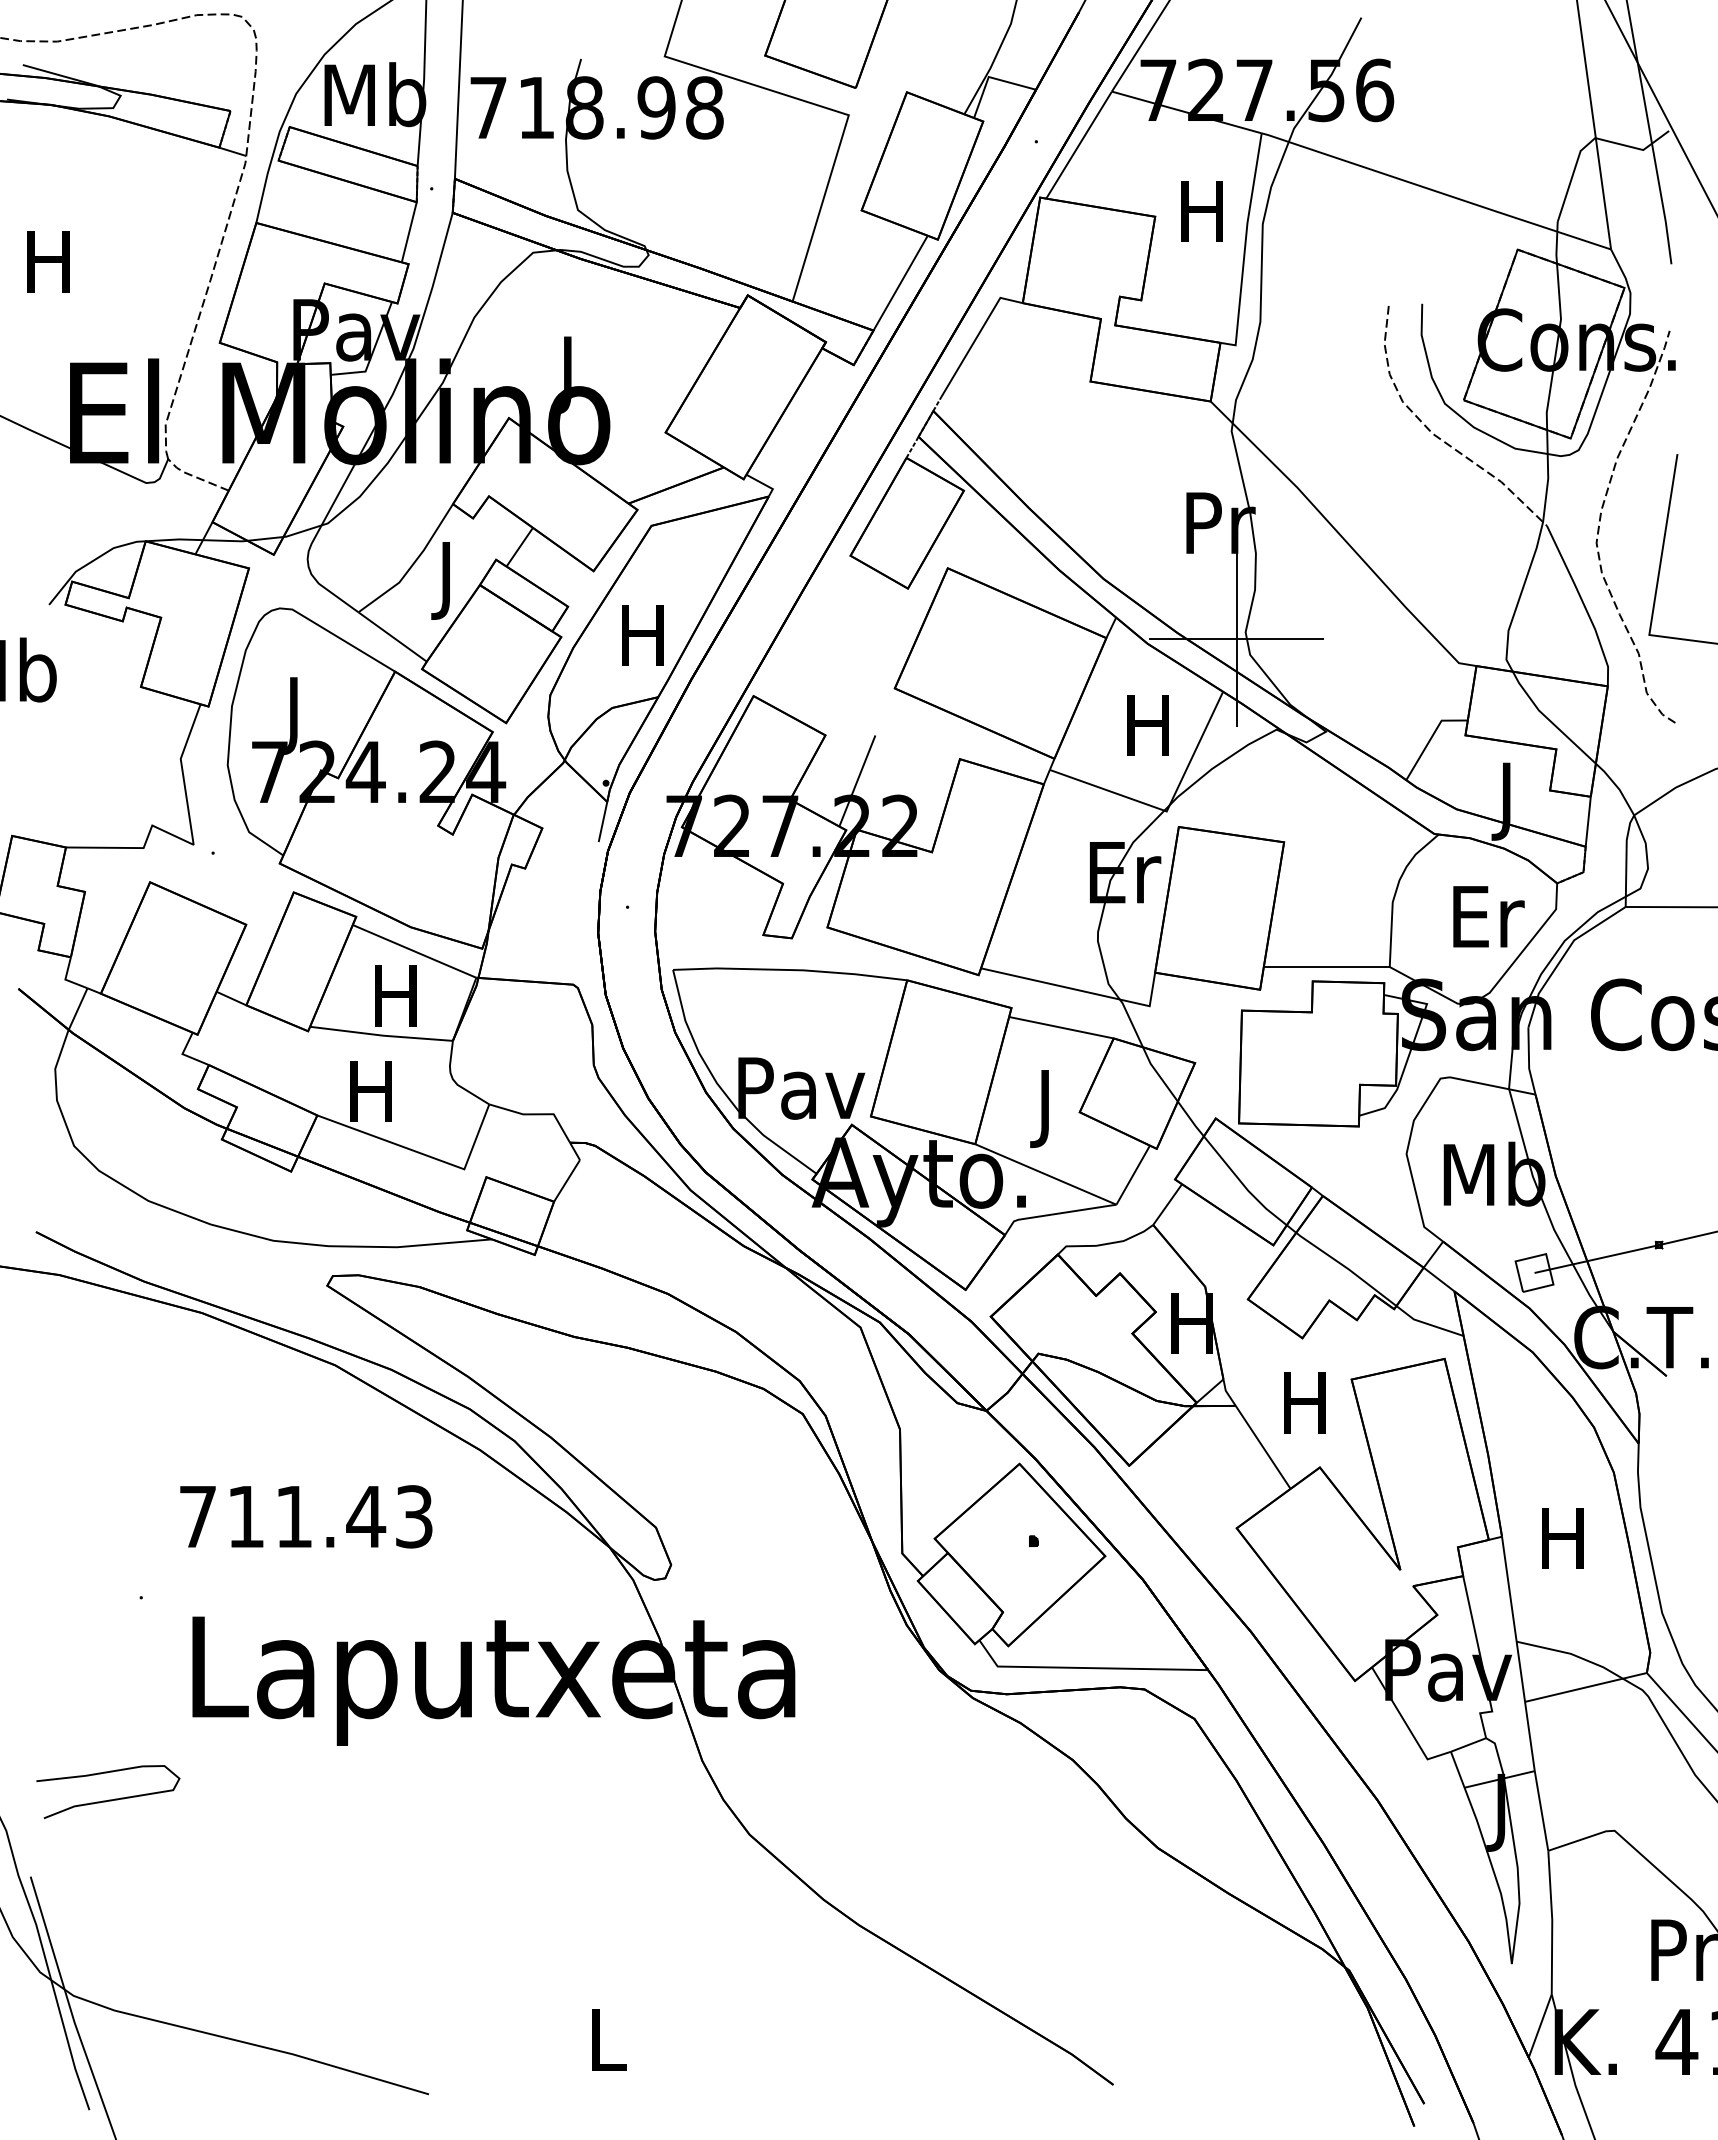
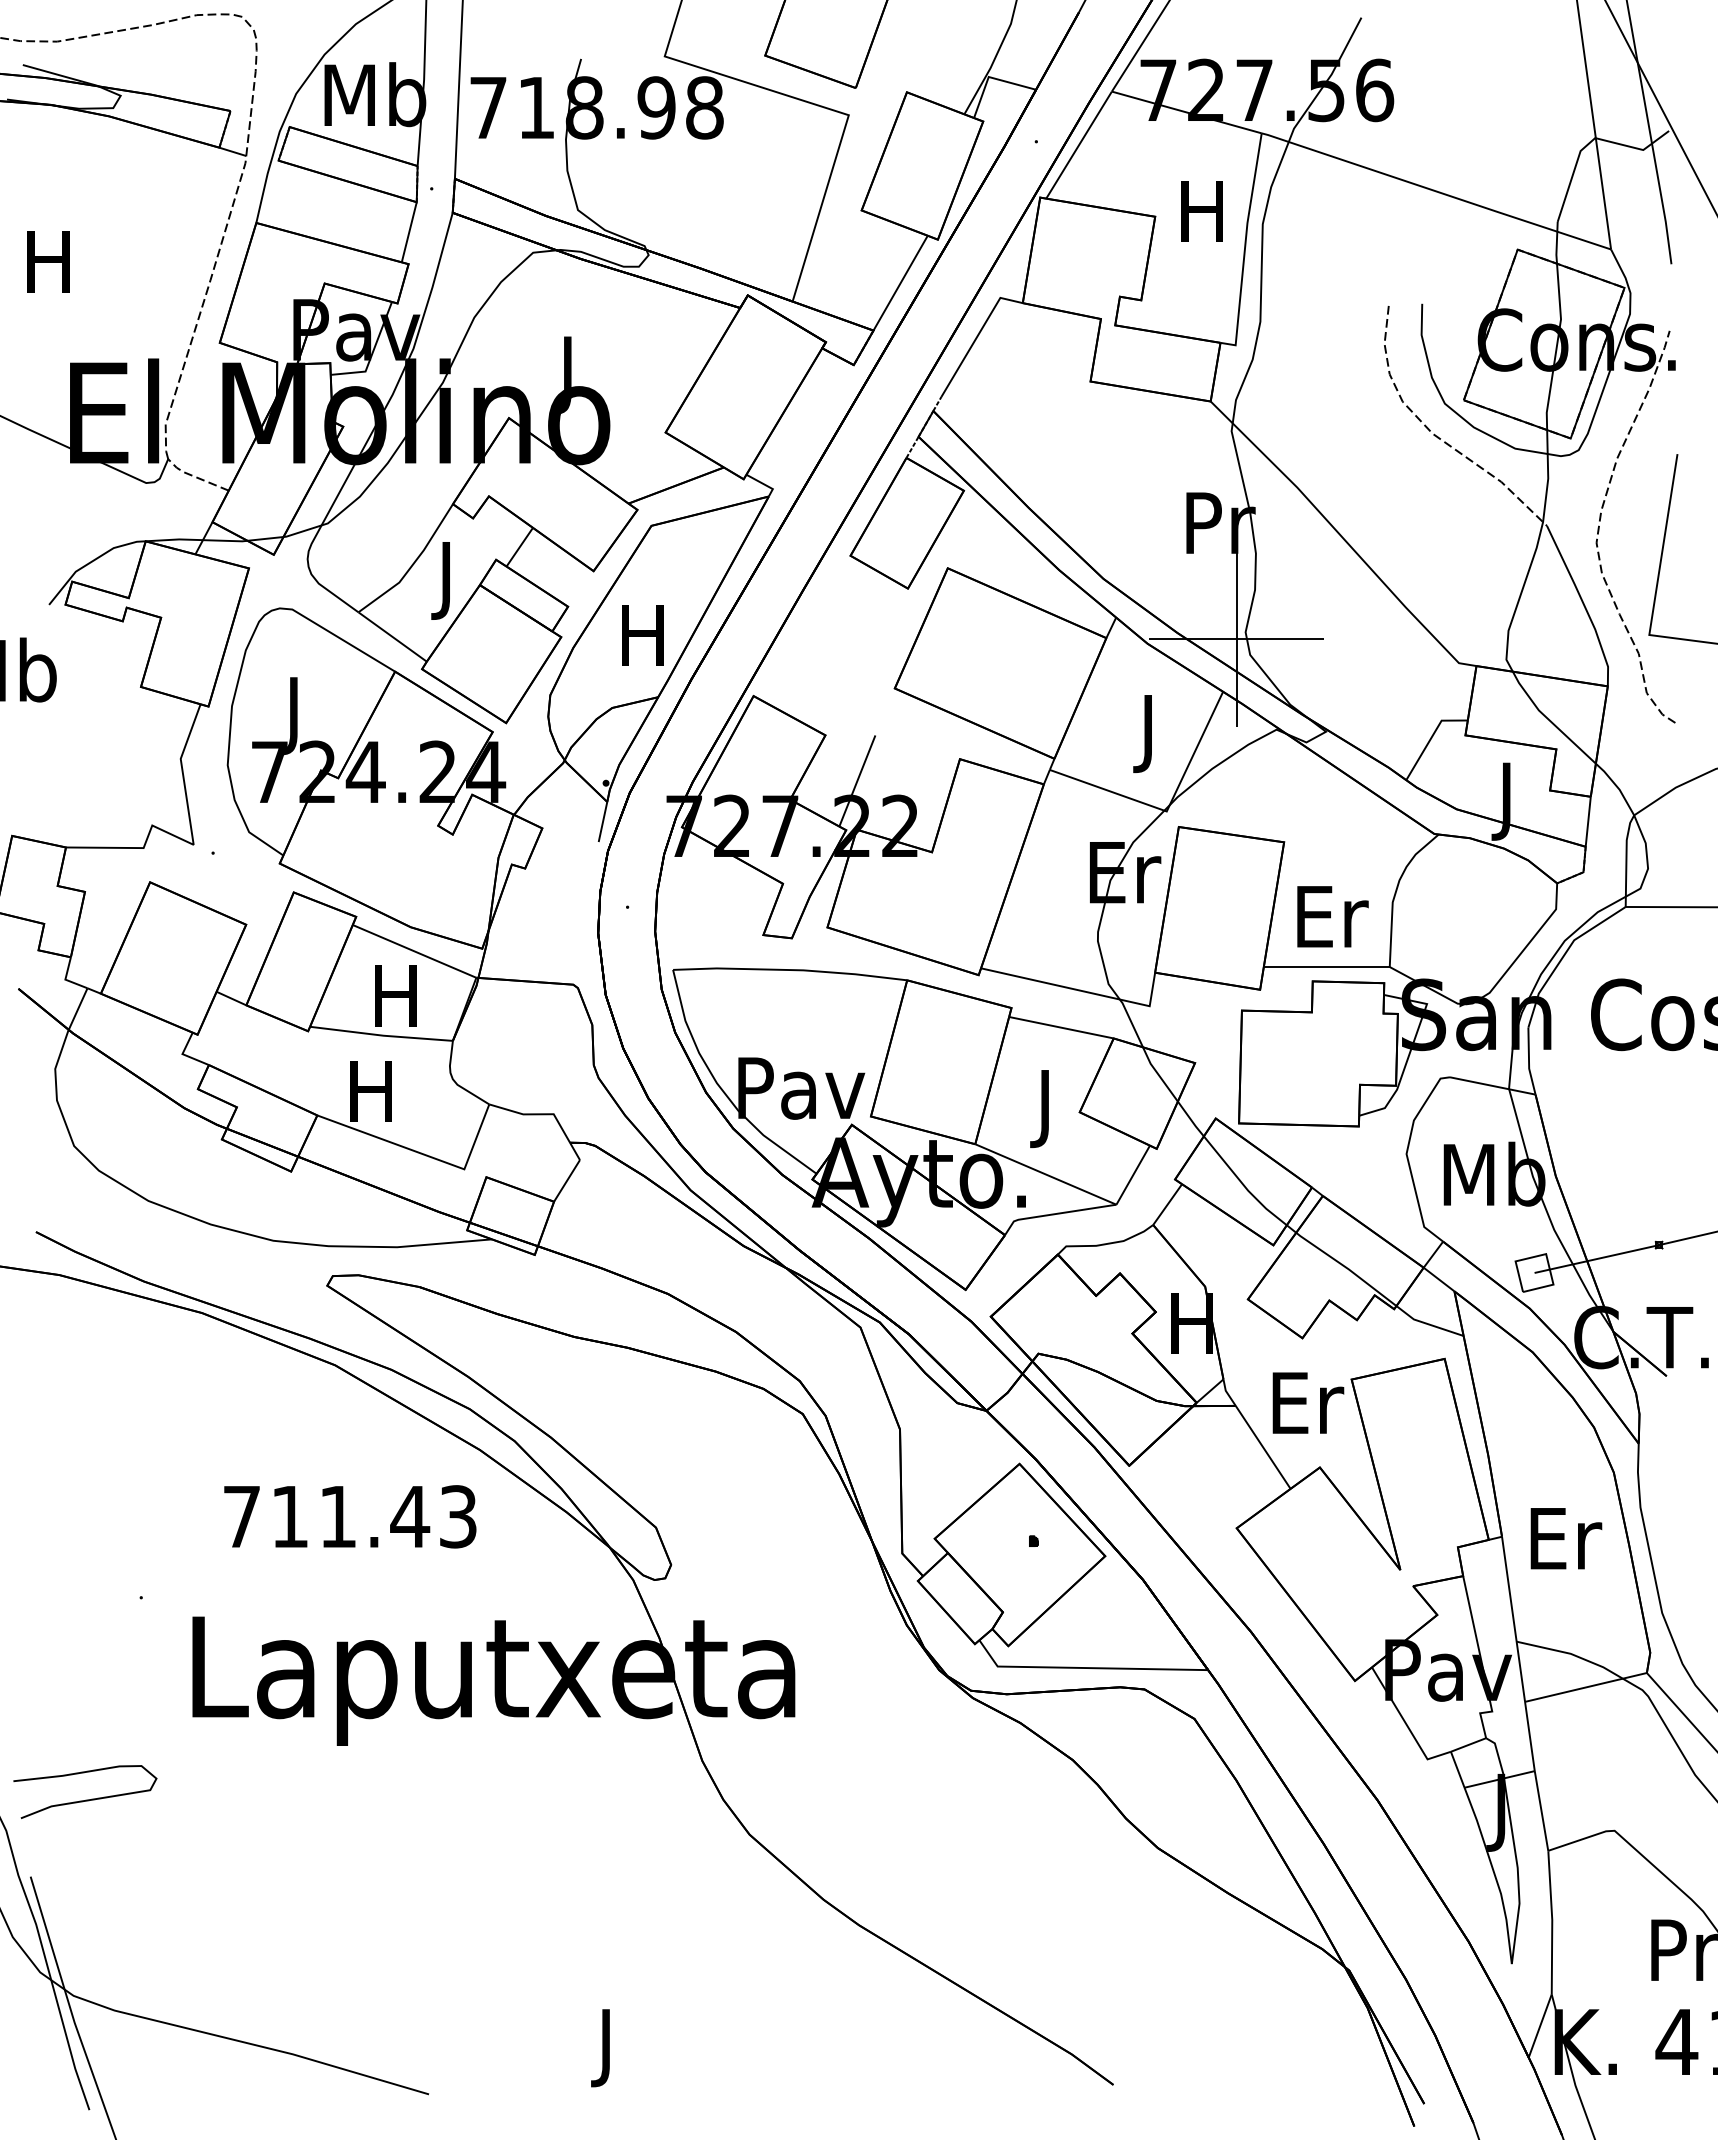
text: H -> J (1147, 734)
text position: (1488, 916) -> (1332, 916) (1332, 916)
text: H -> Er (1308, 1402)
text position: (306, 1516) -> (350, 1516) (350, 1516)
text: H -> Er (1566, 1538)
curve position: (108, 1799) -> (85, 1799) (85, 1799)
text: L -> J (608, 2048)
